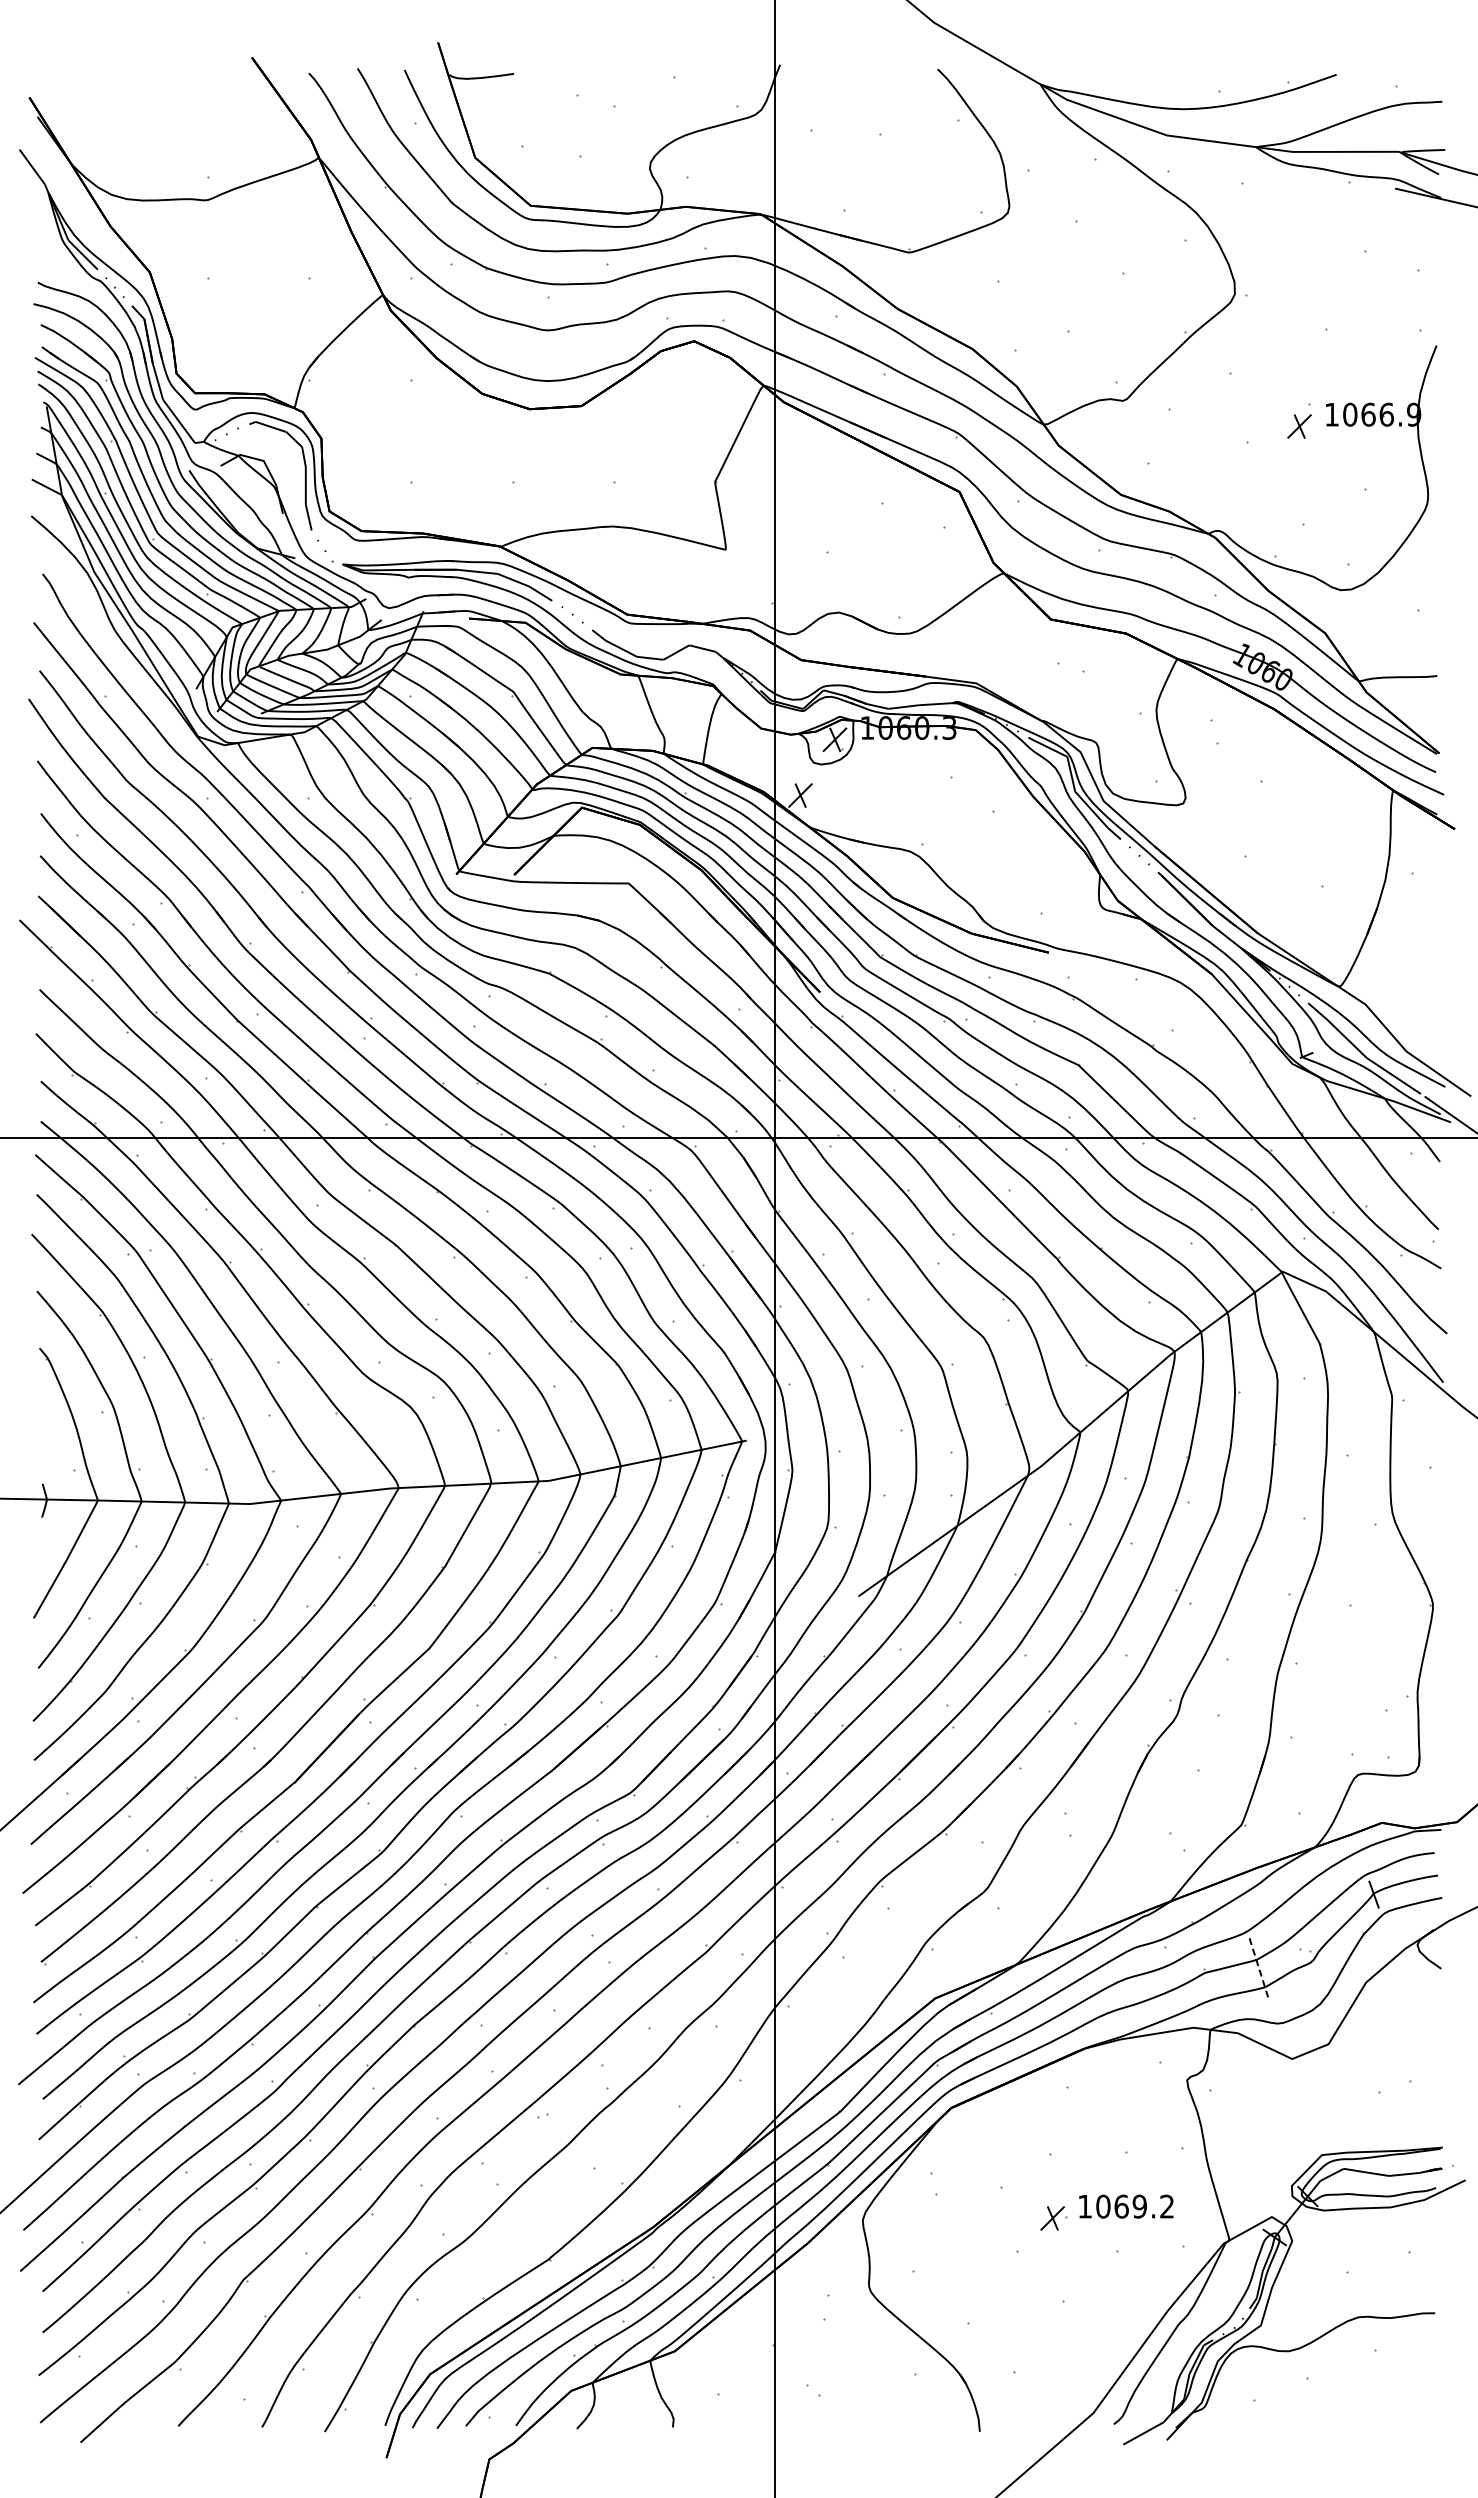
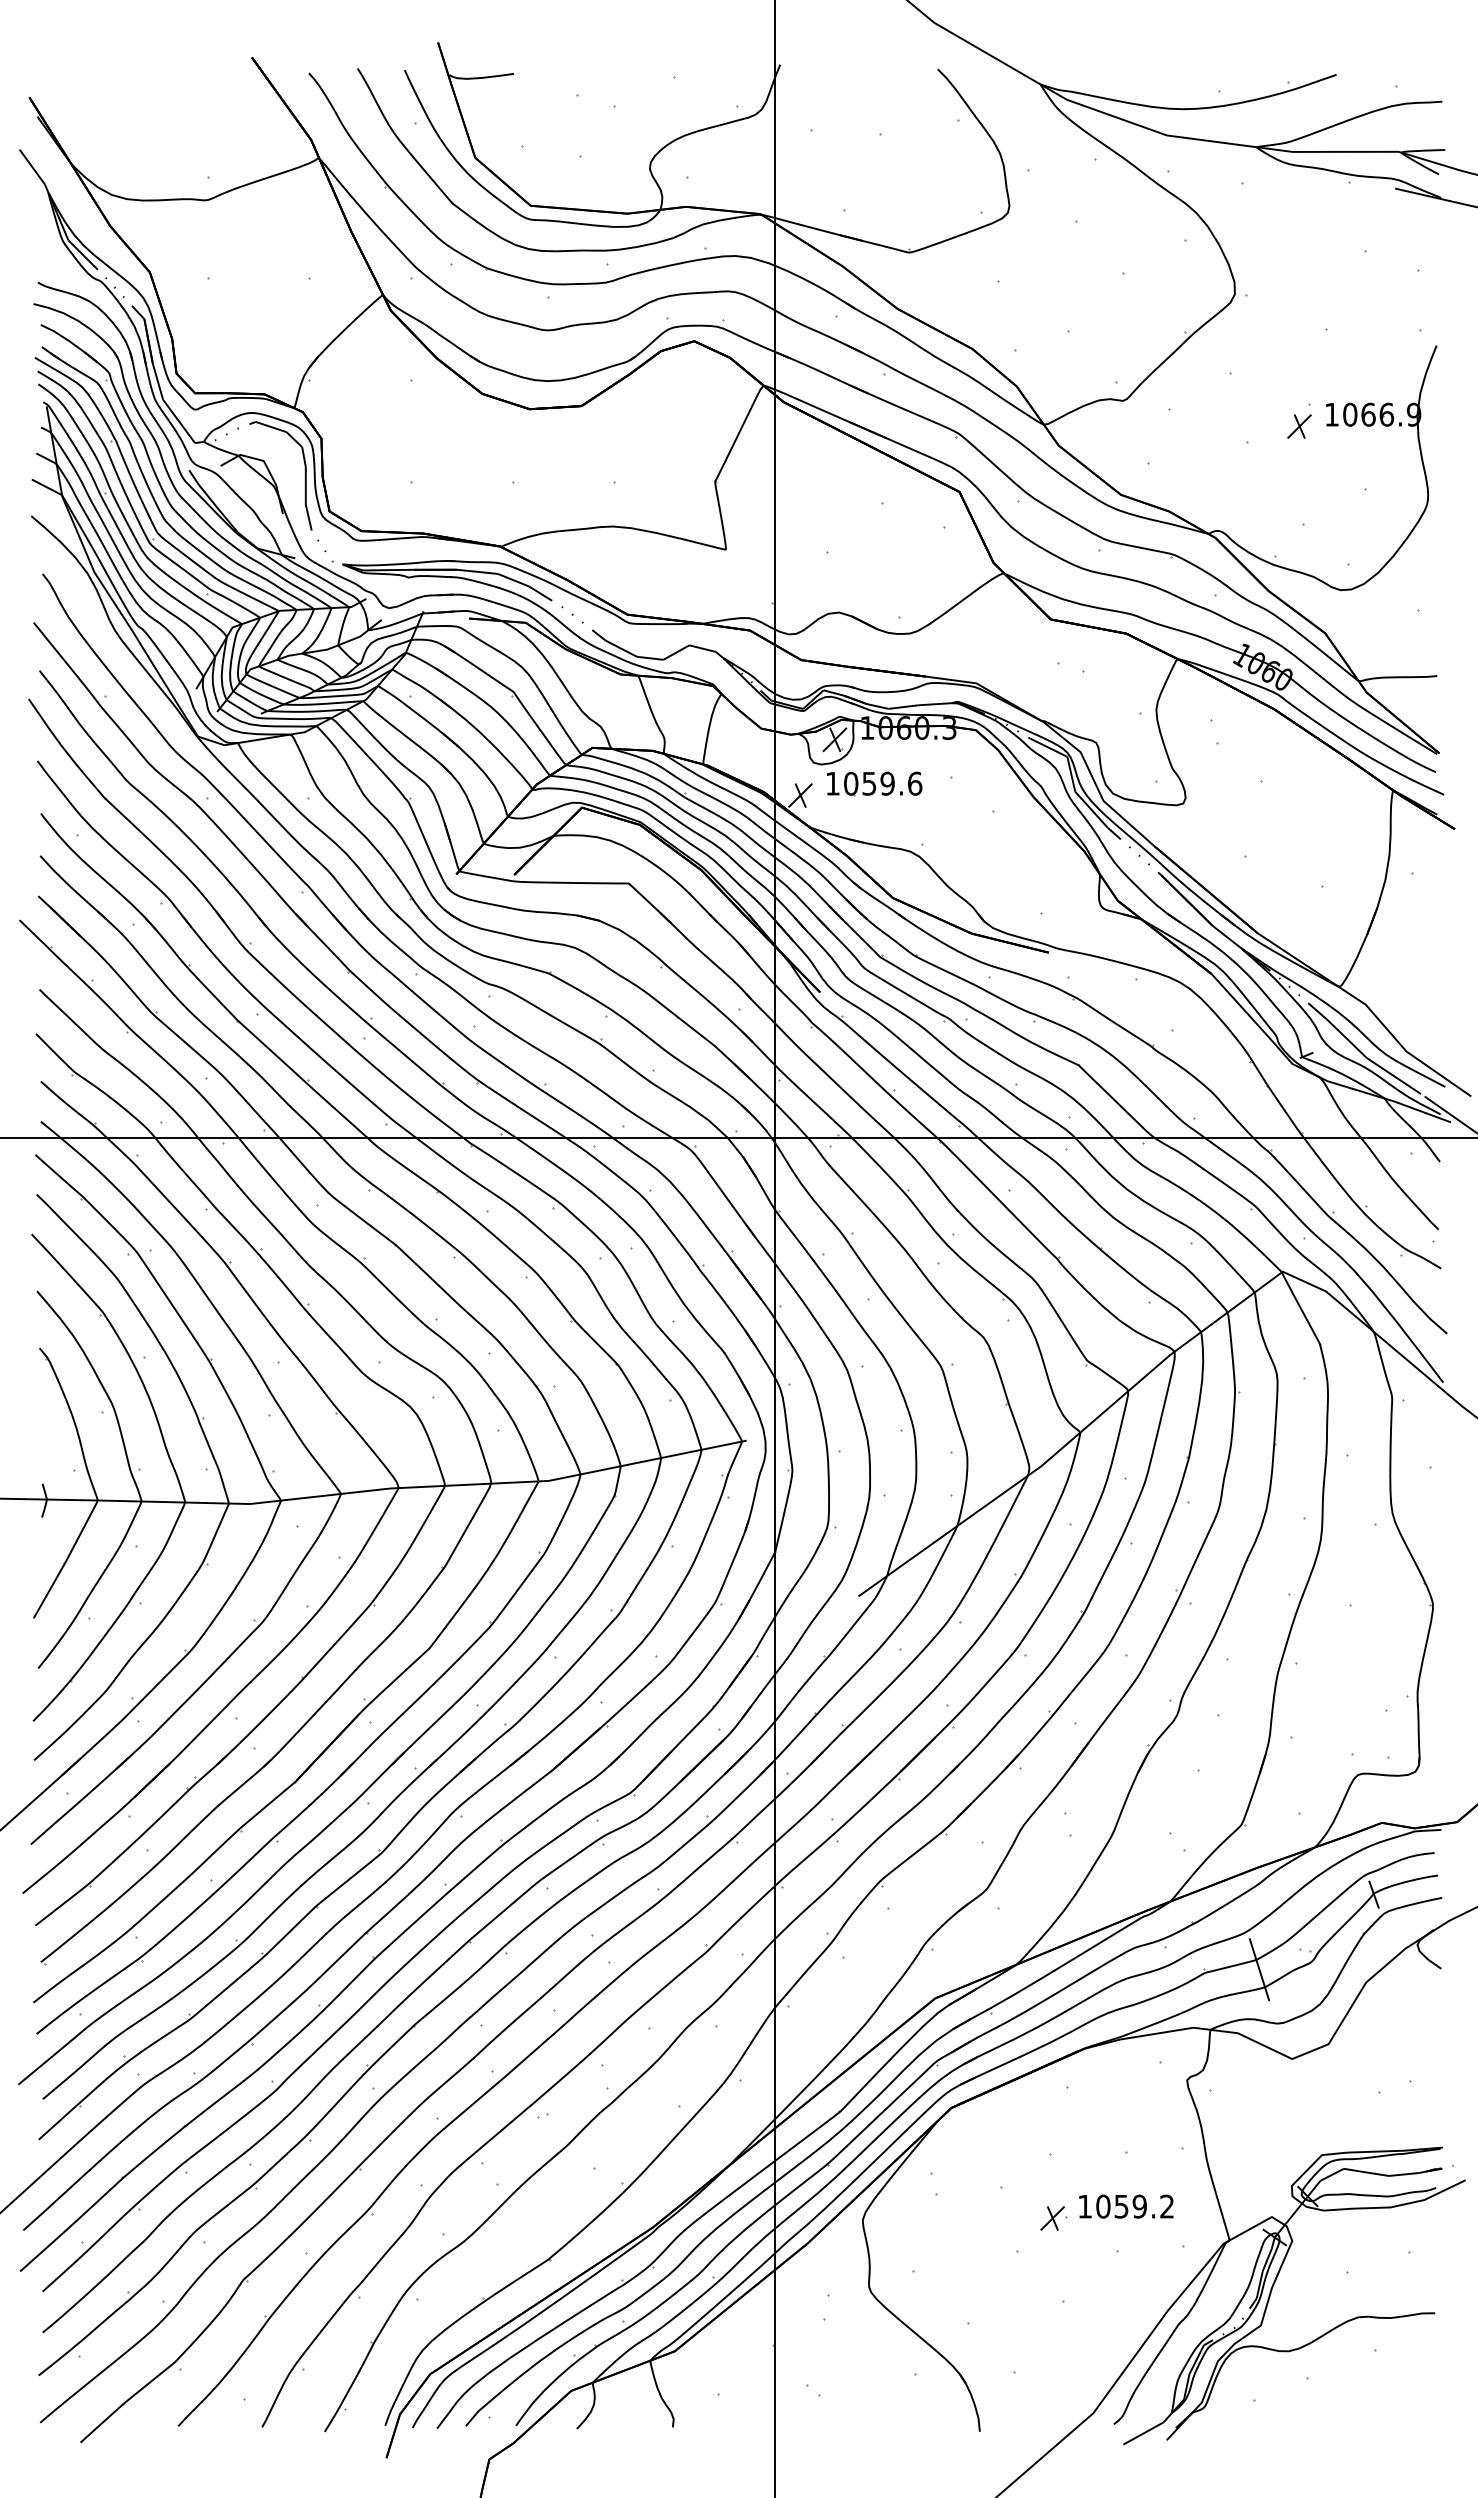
part: none -> present (874, 783)
line: dashed -> solid (1259, 1969)
text: 1069.2 -> 1059.2 (1121, 2206)
